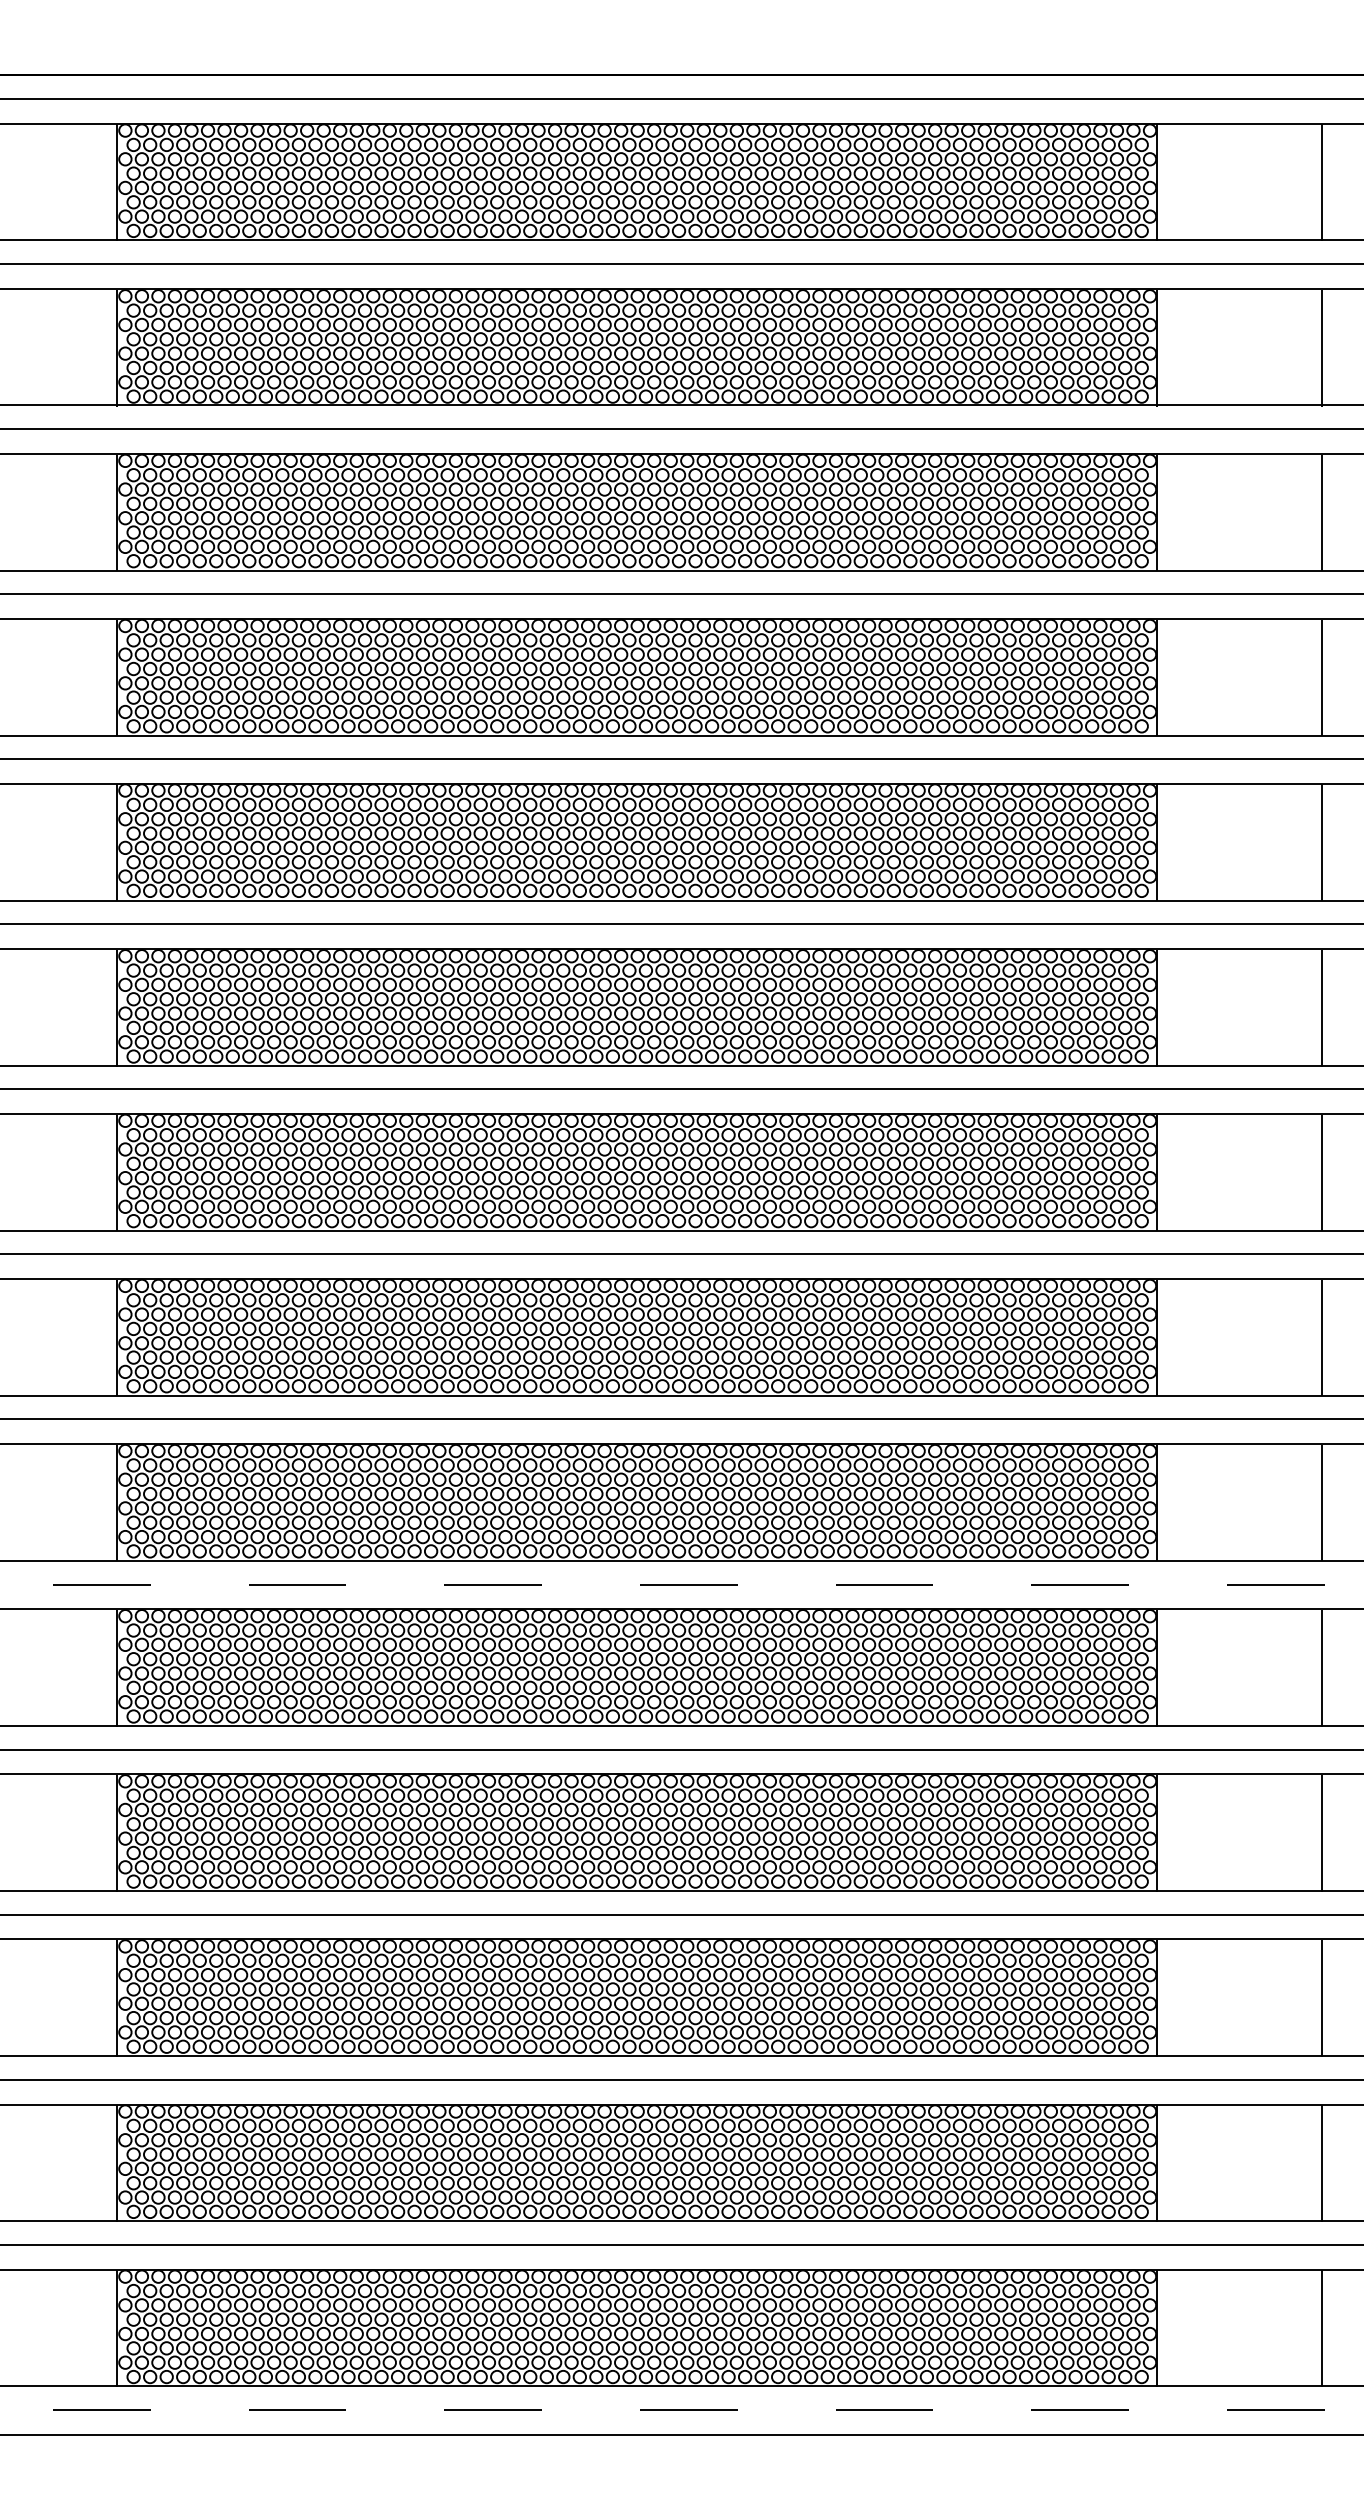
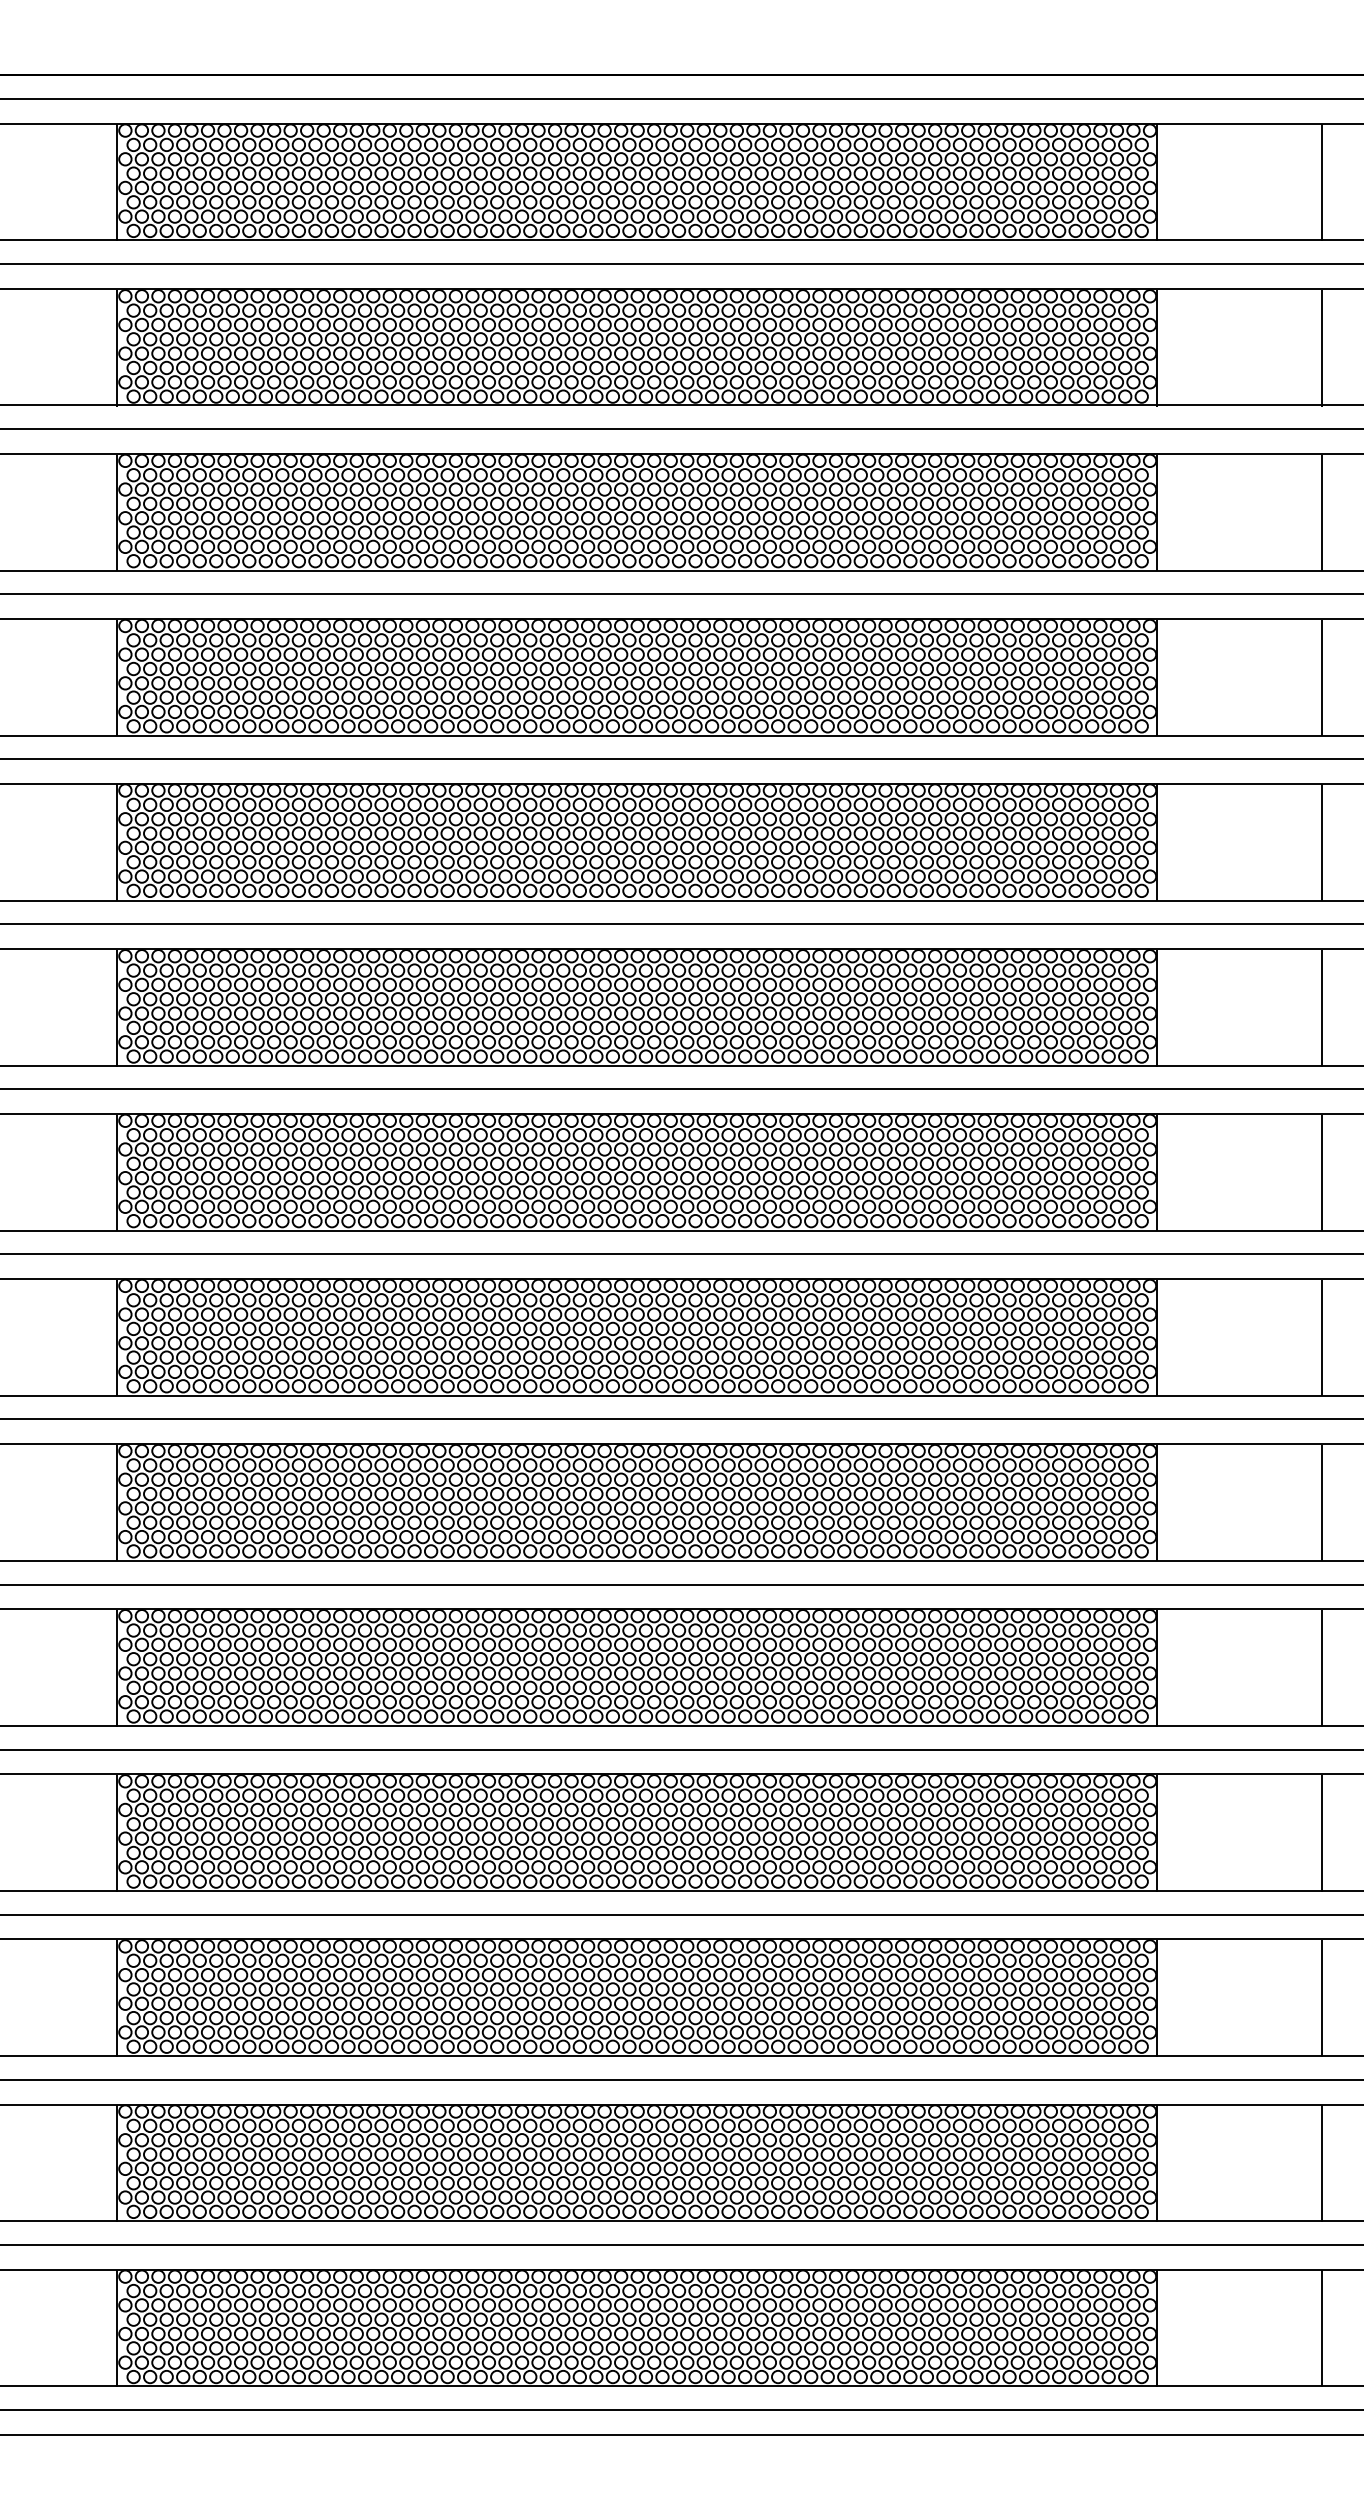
line: dashed -> solid (682, 1584)
line: dashed -> solid (682, 2409)
